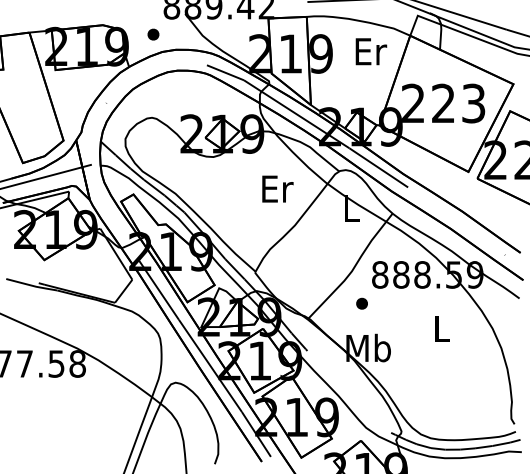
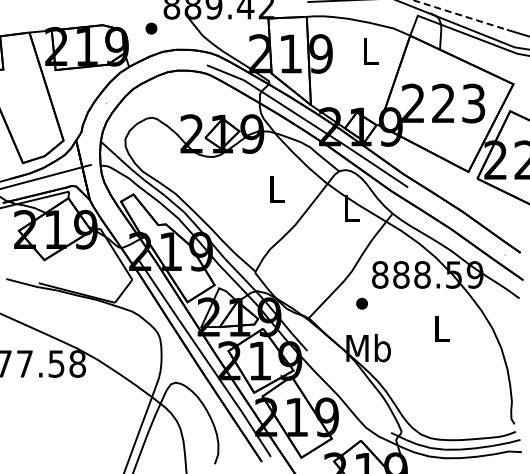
line: solid -> dashed (460, 15)
part position: (153, 34) -> (151, 28) (151, 28)
text: Er -> L (371, 51)
text: Er -> L (277, 188)
